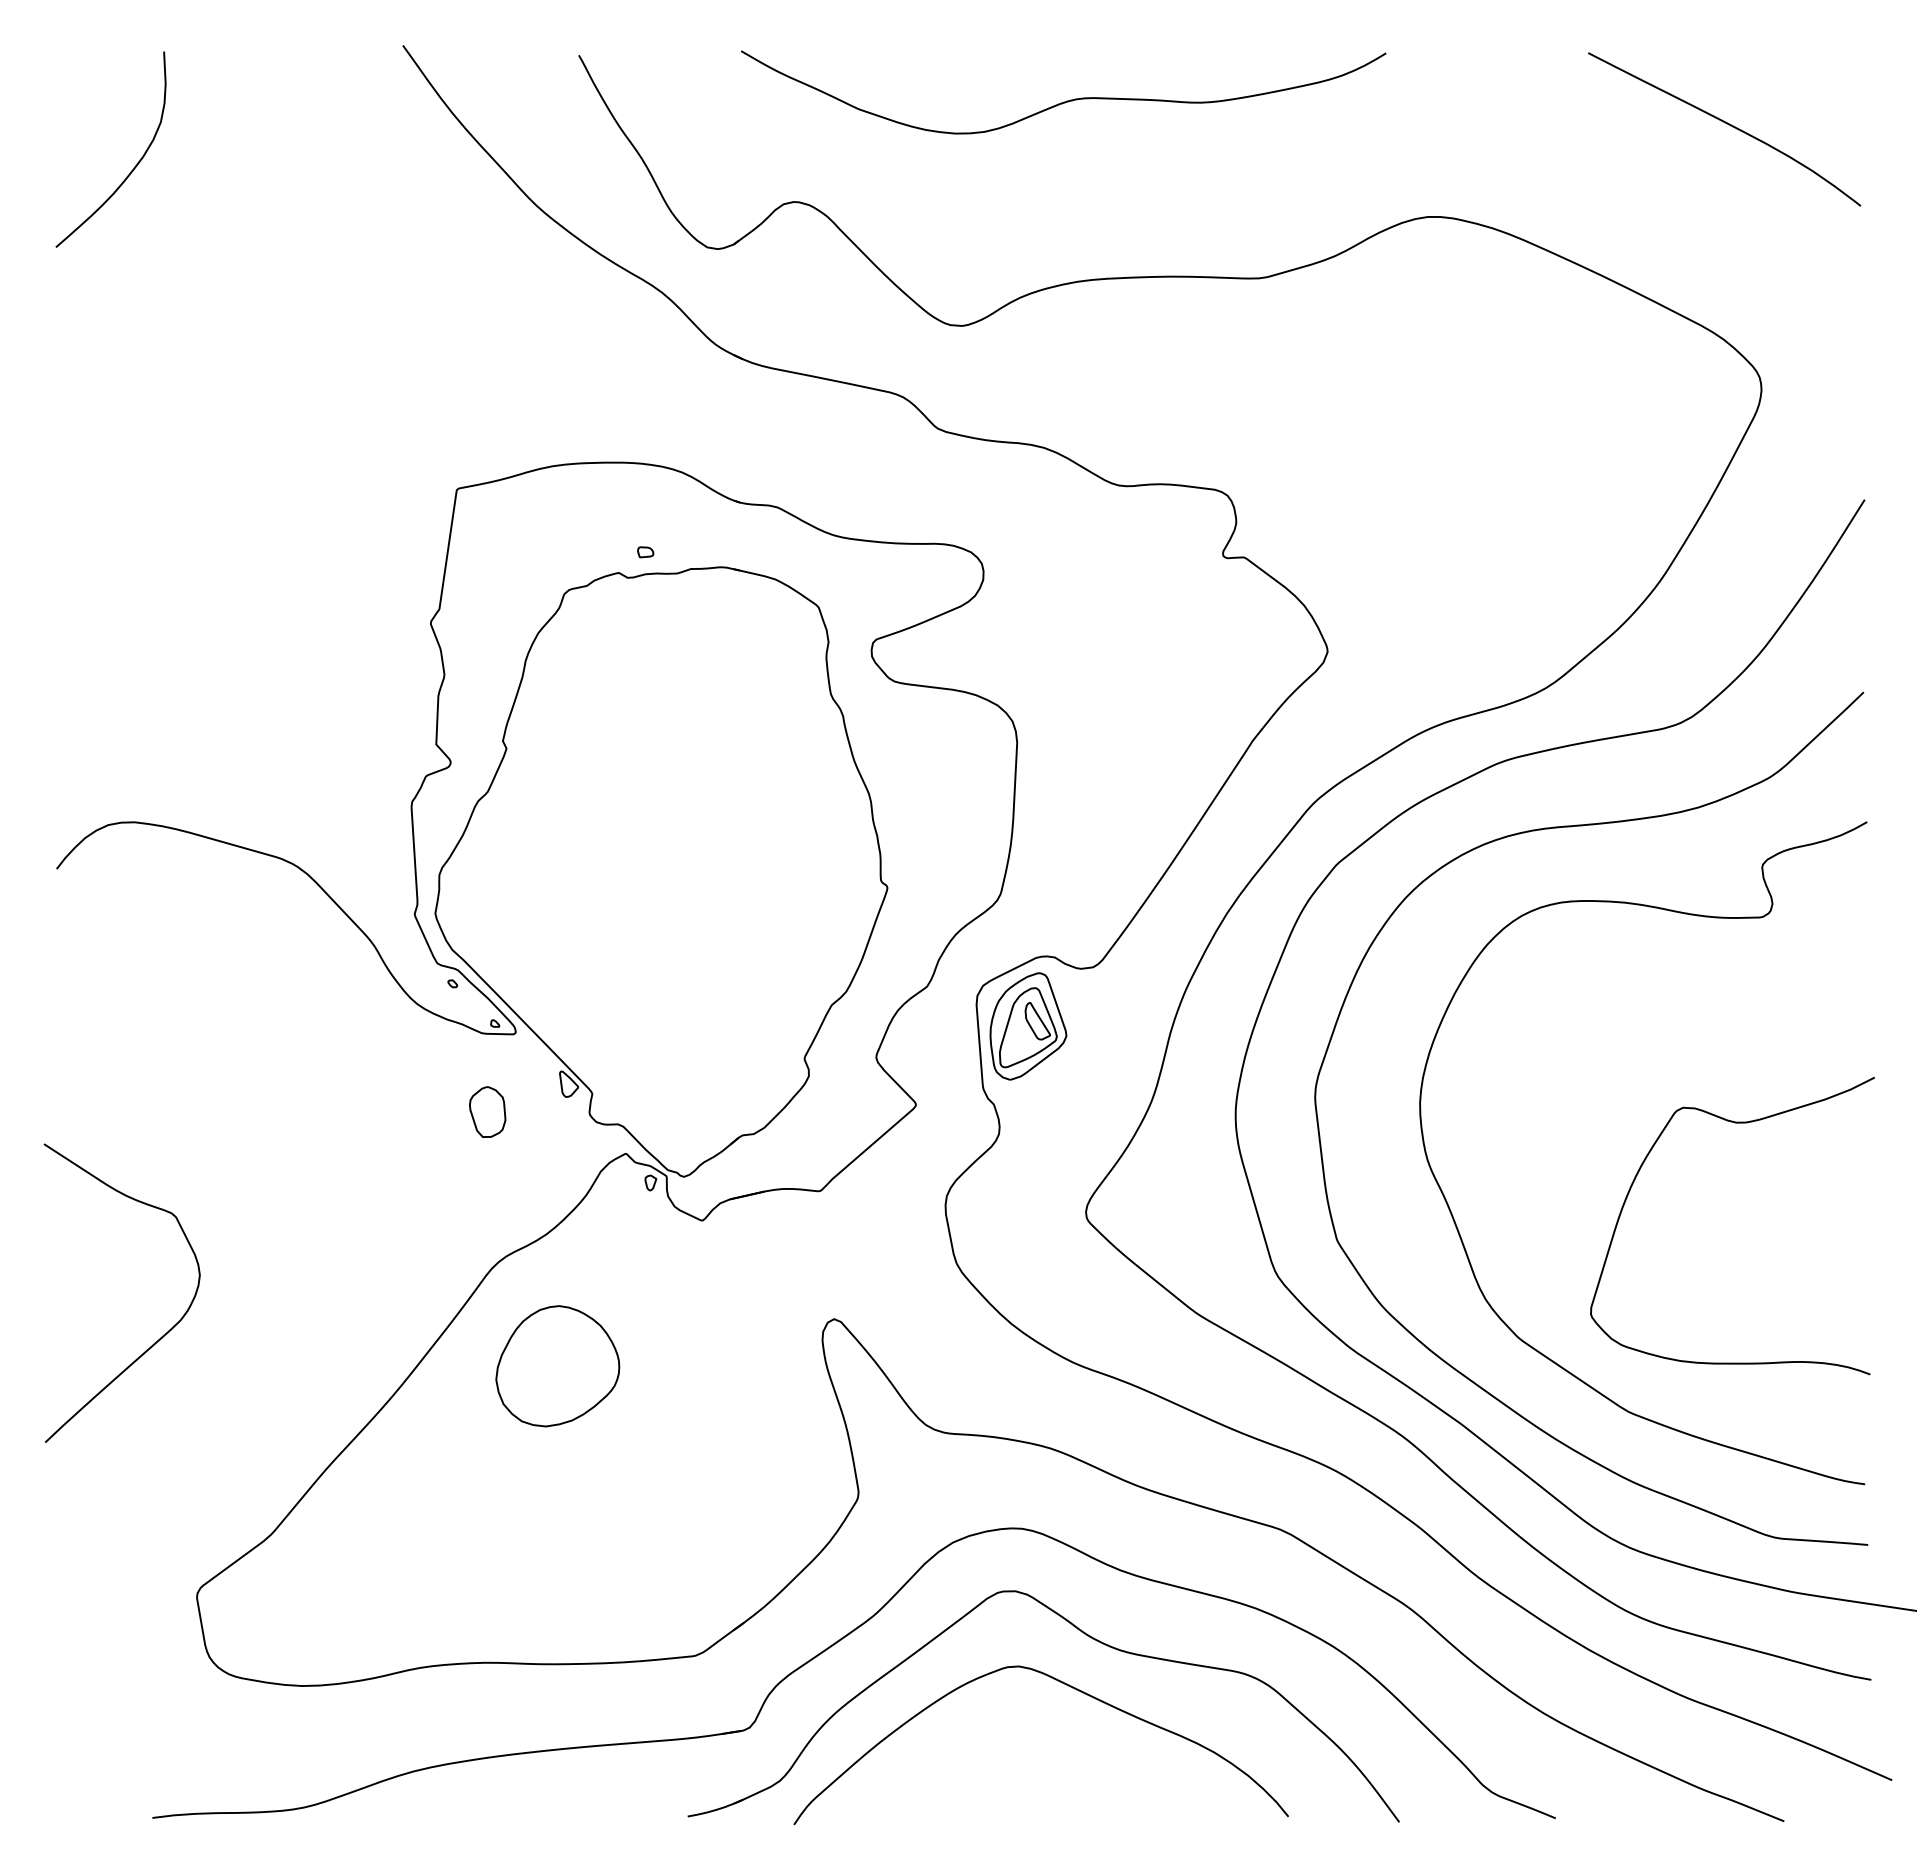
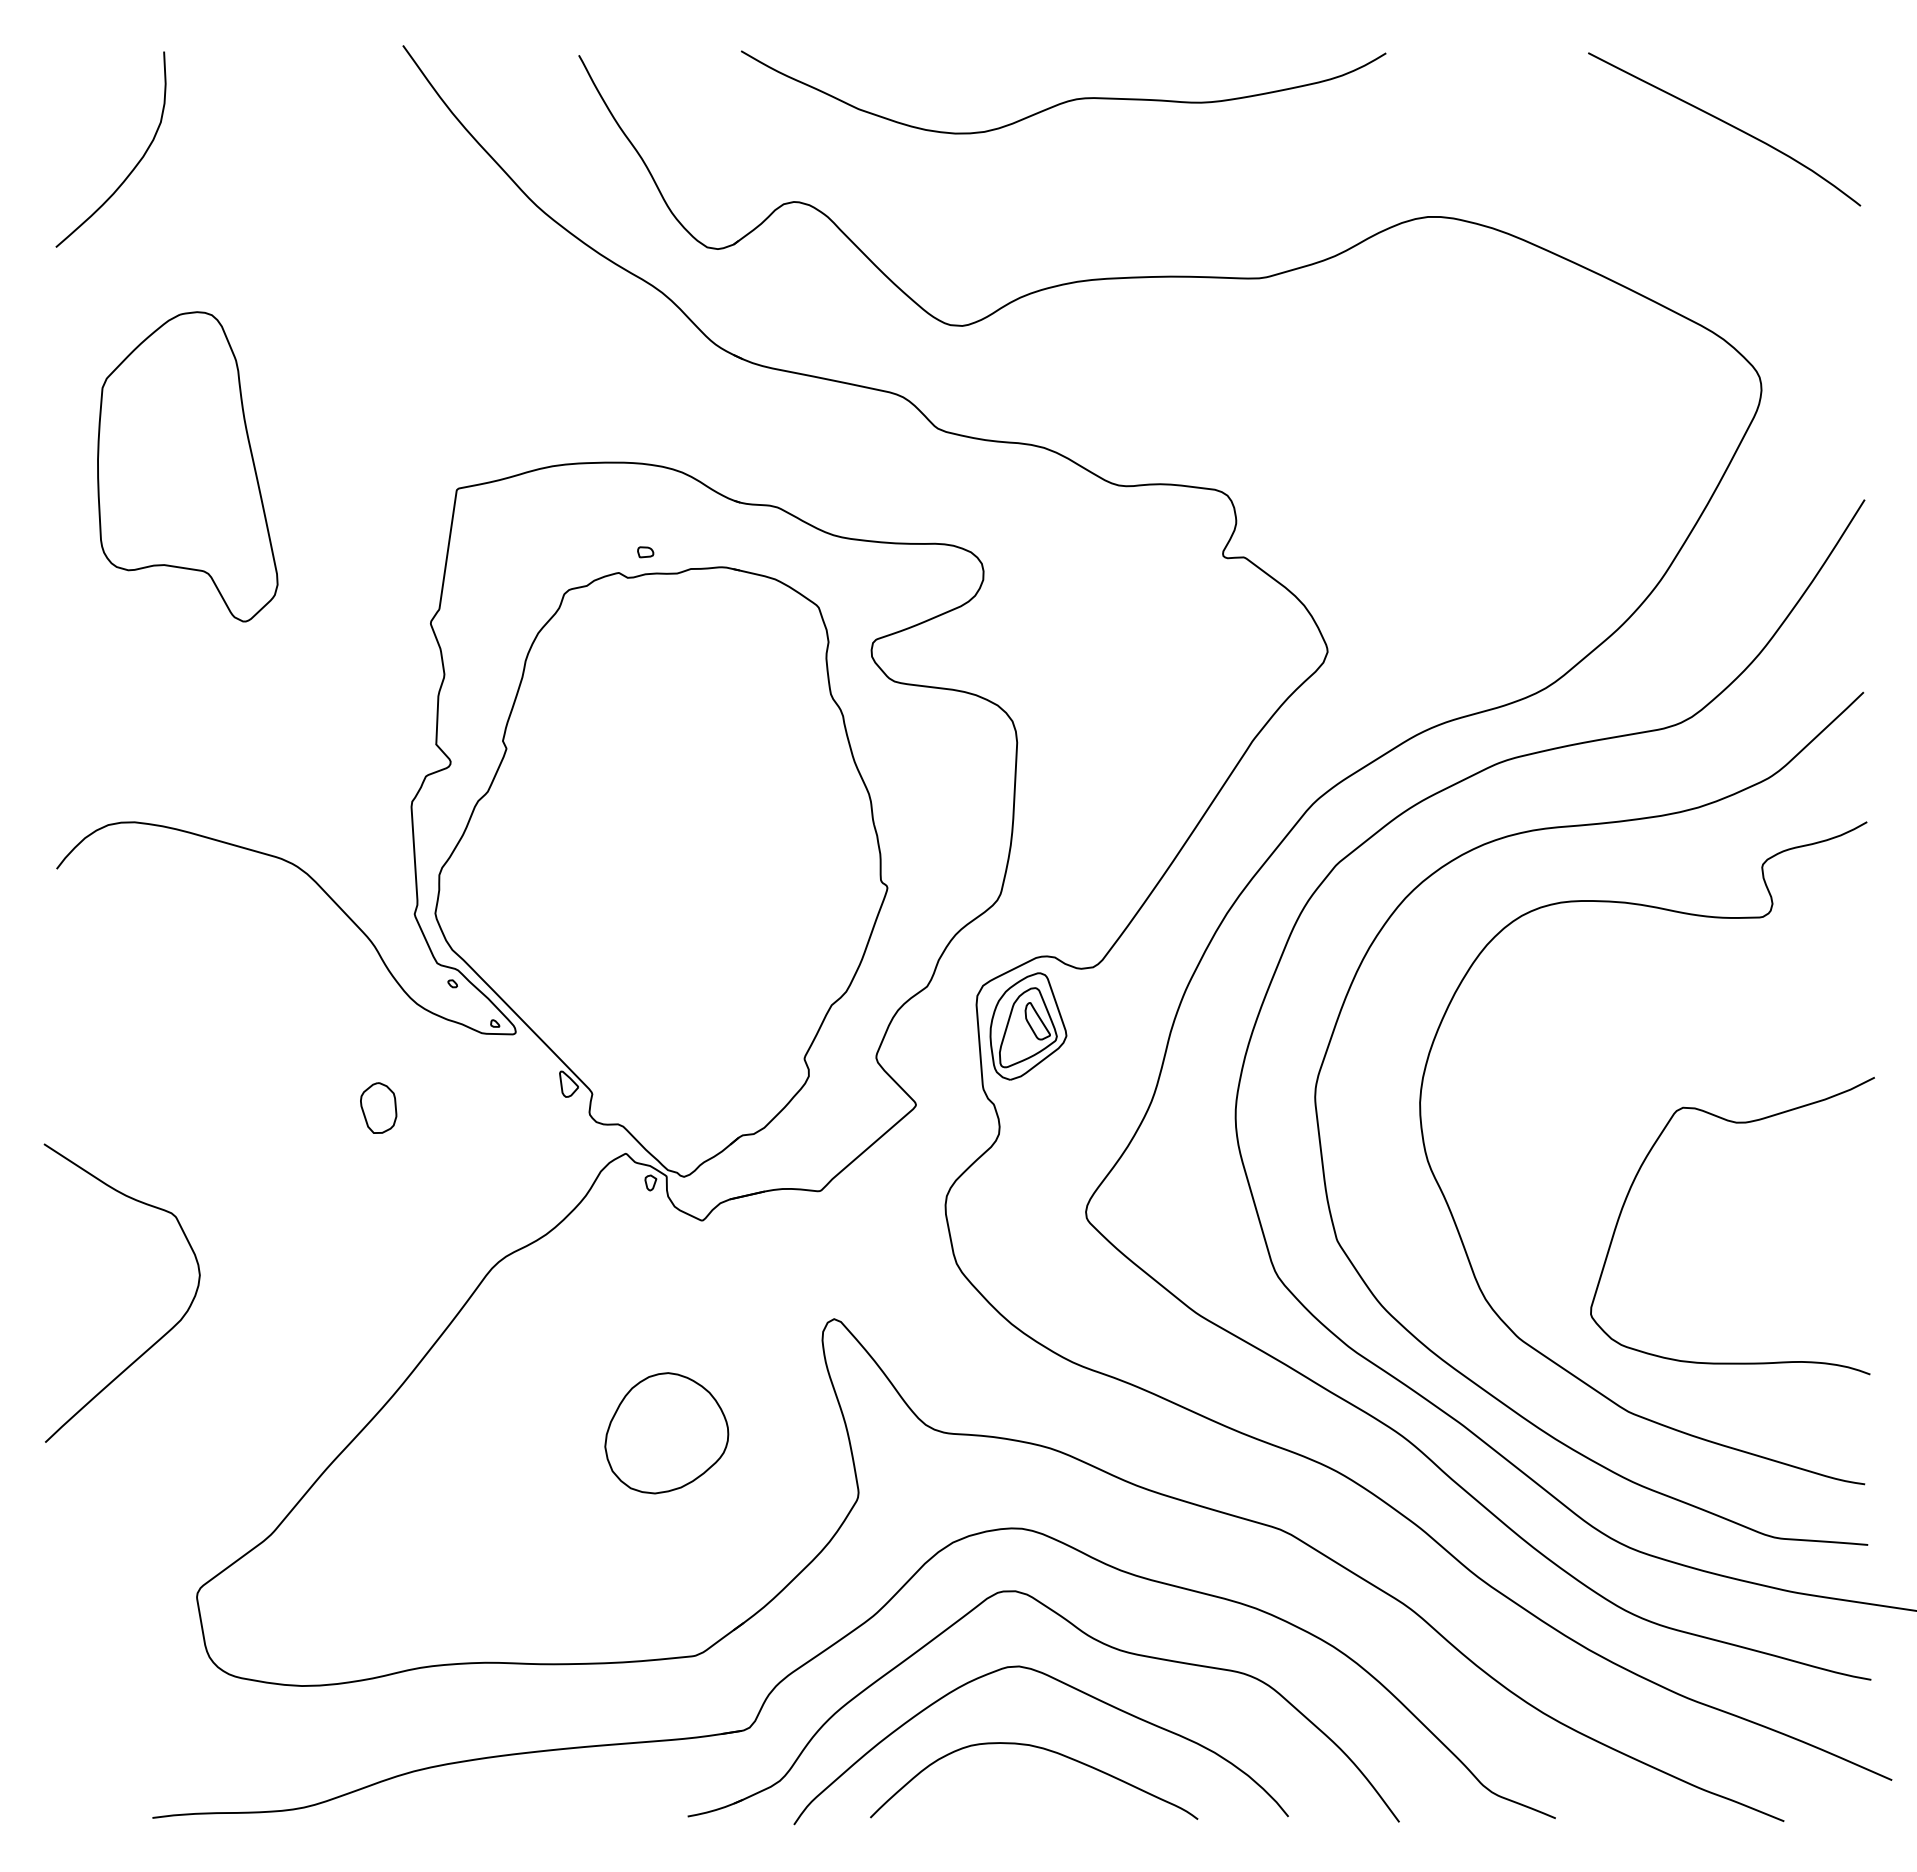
part: none -> present (187, 466)
part position: (487, 1111) -> (378, 1107) (378, 1107)
part position: (557, 1366) -> (666, 1433) (666, 1433)
curve: none -> present (1045, 1750)
